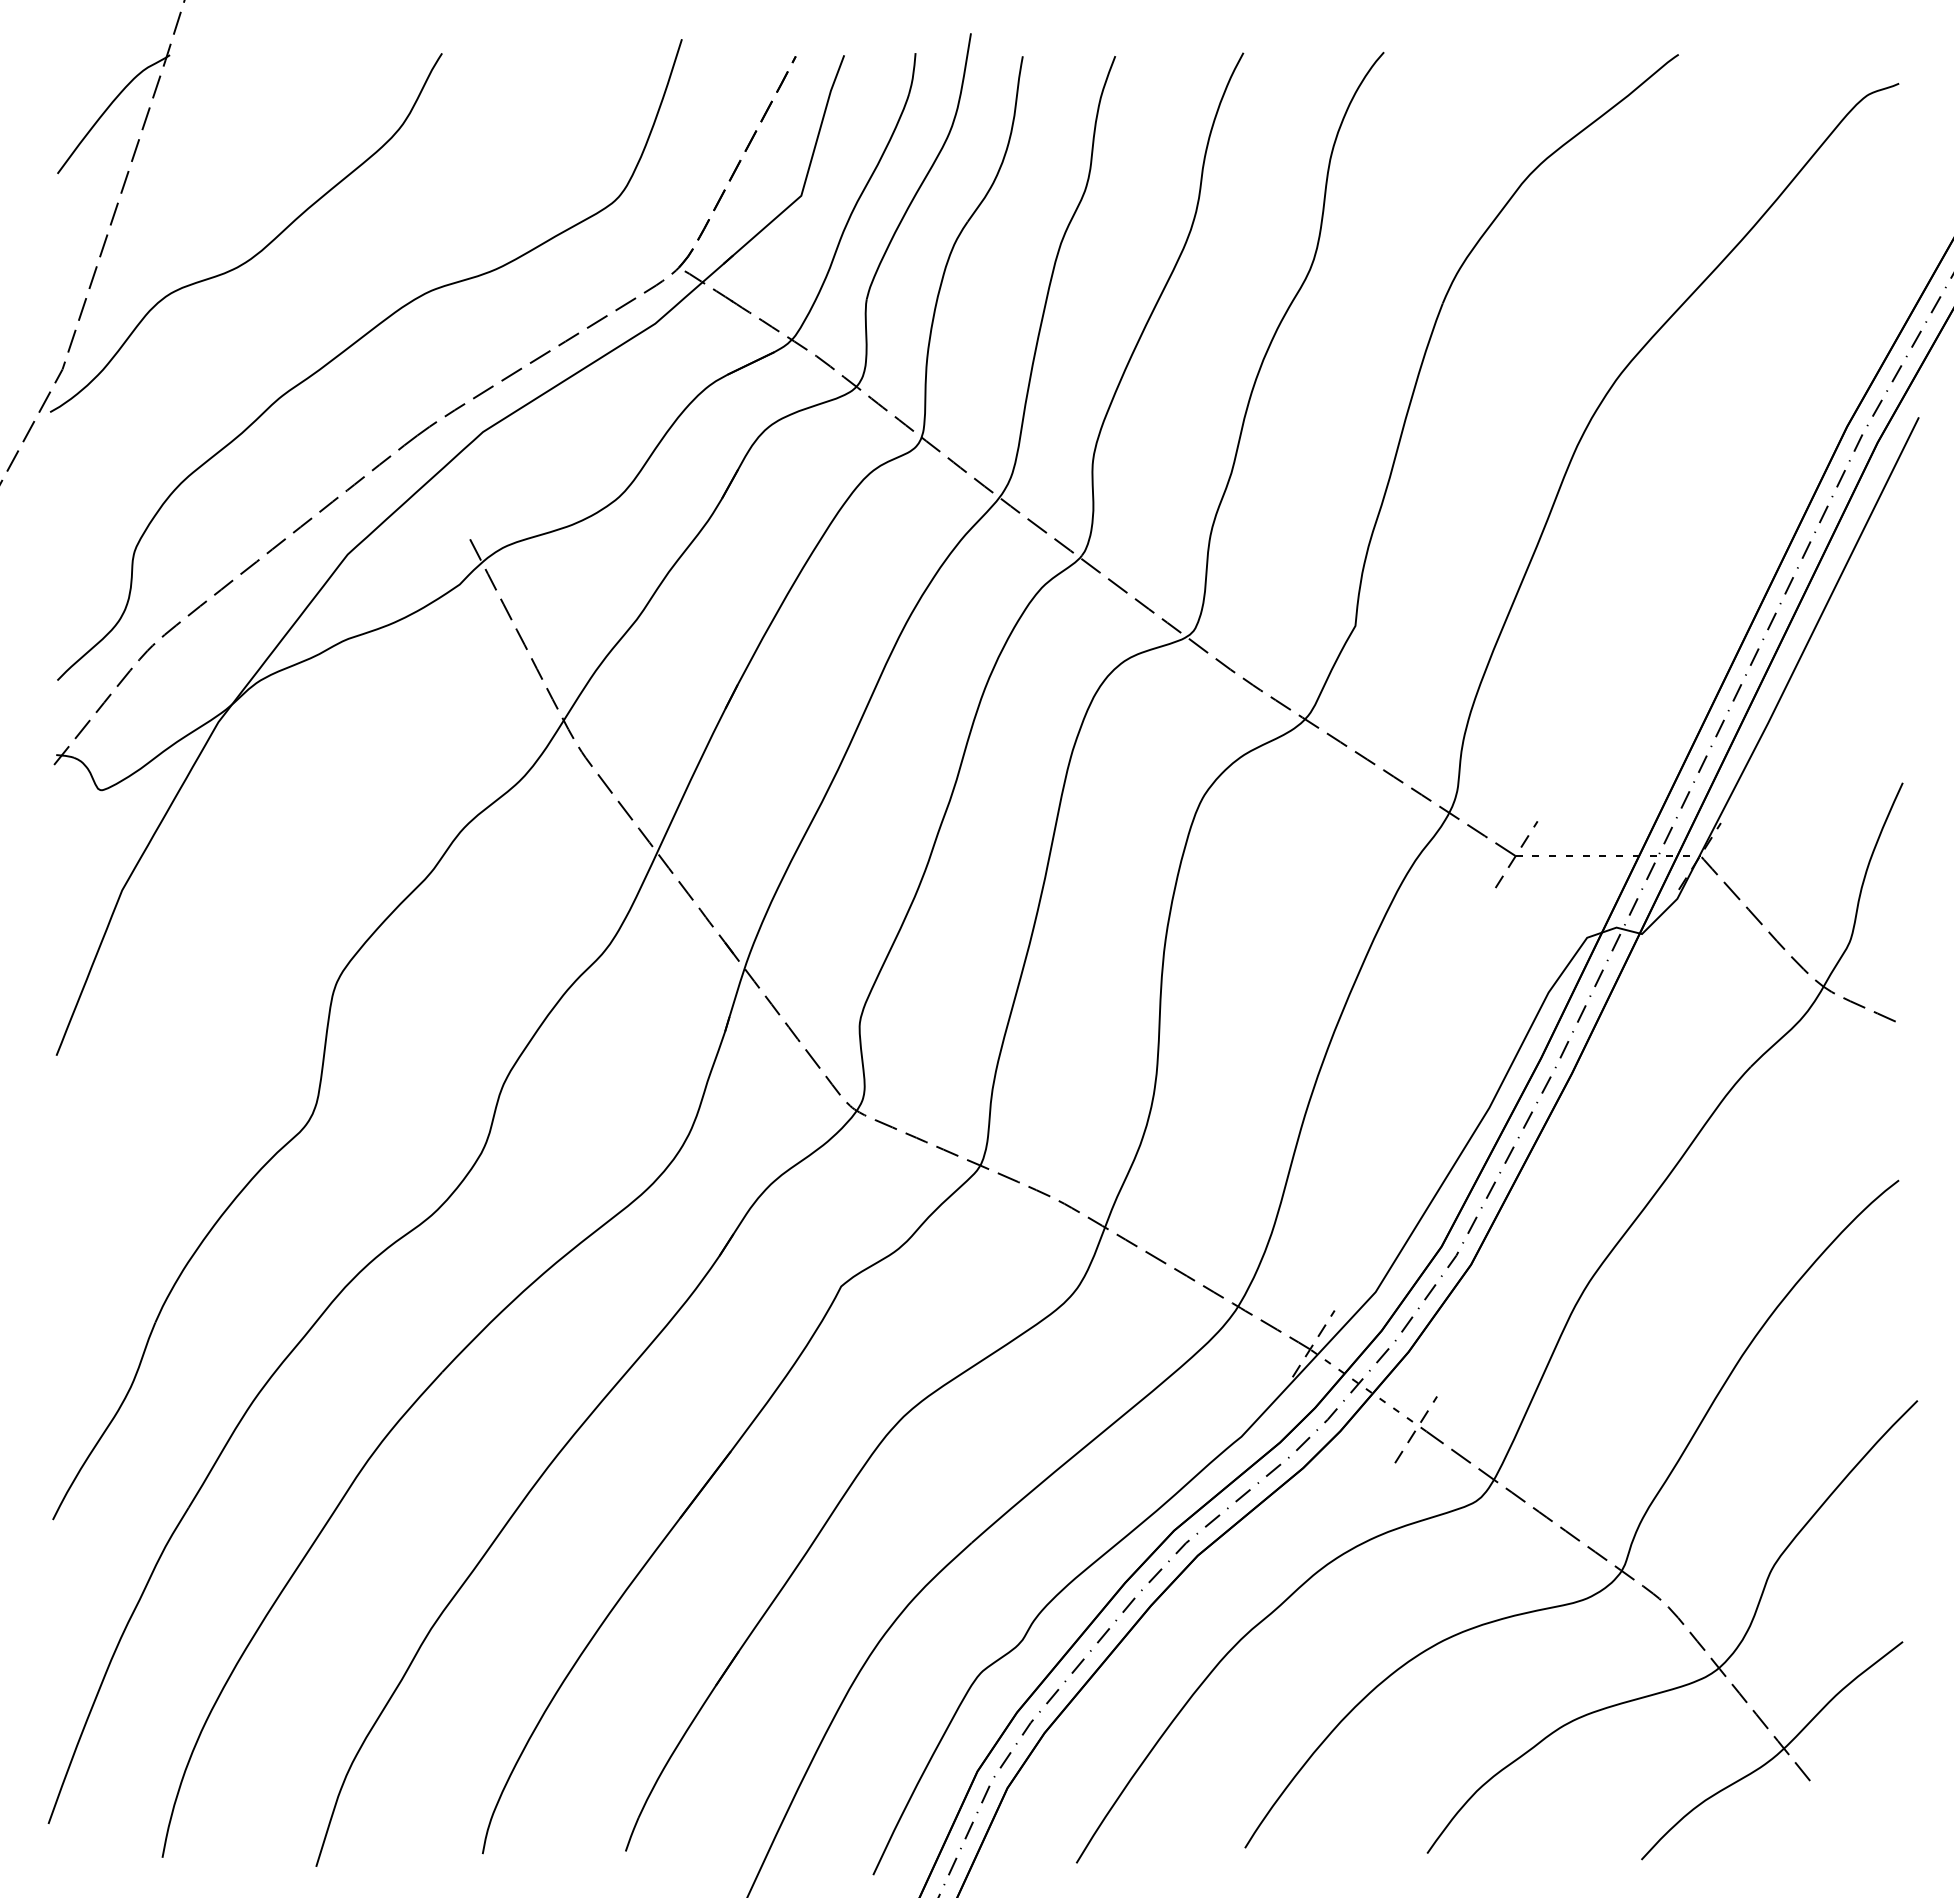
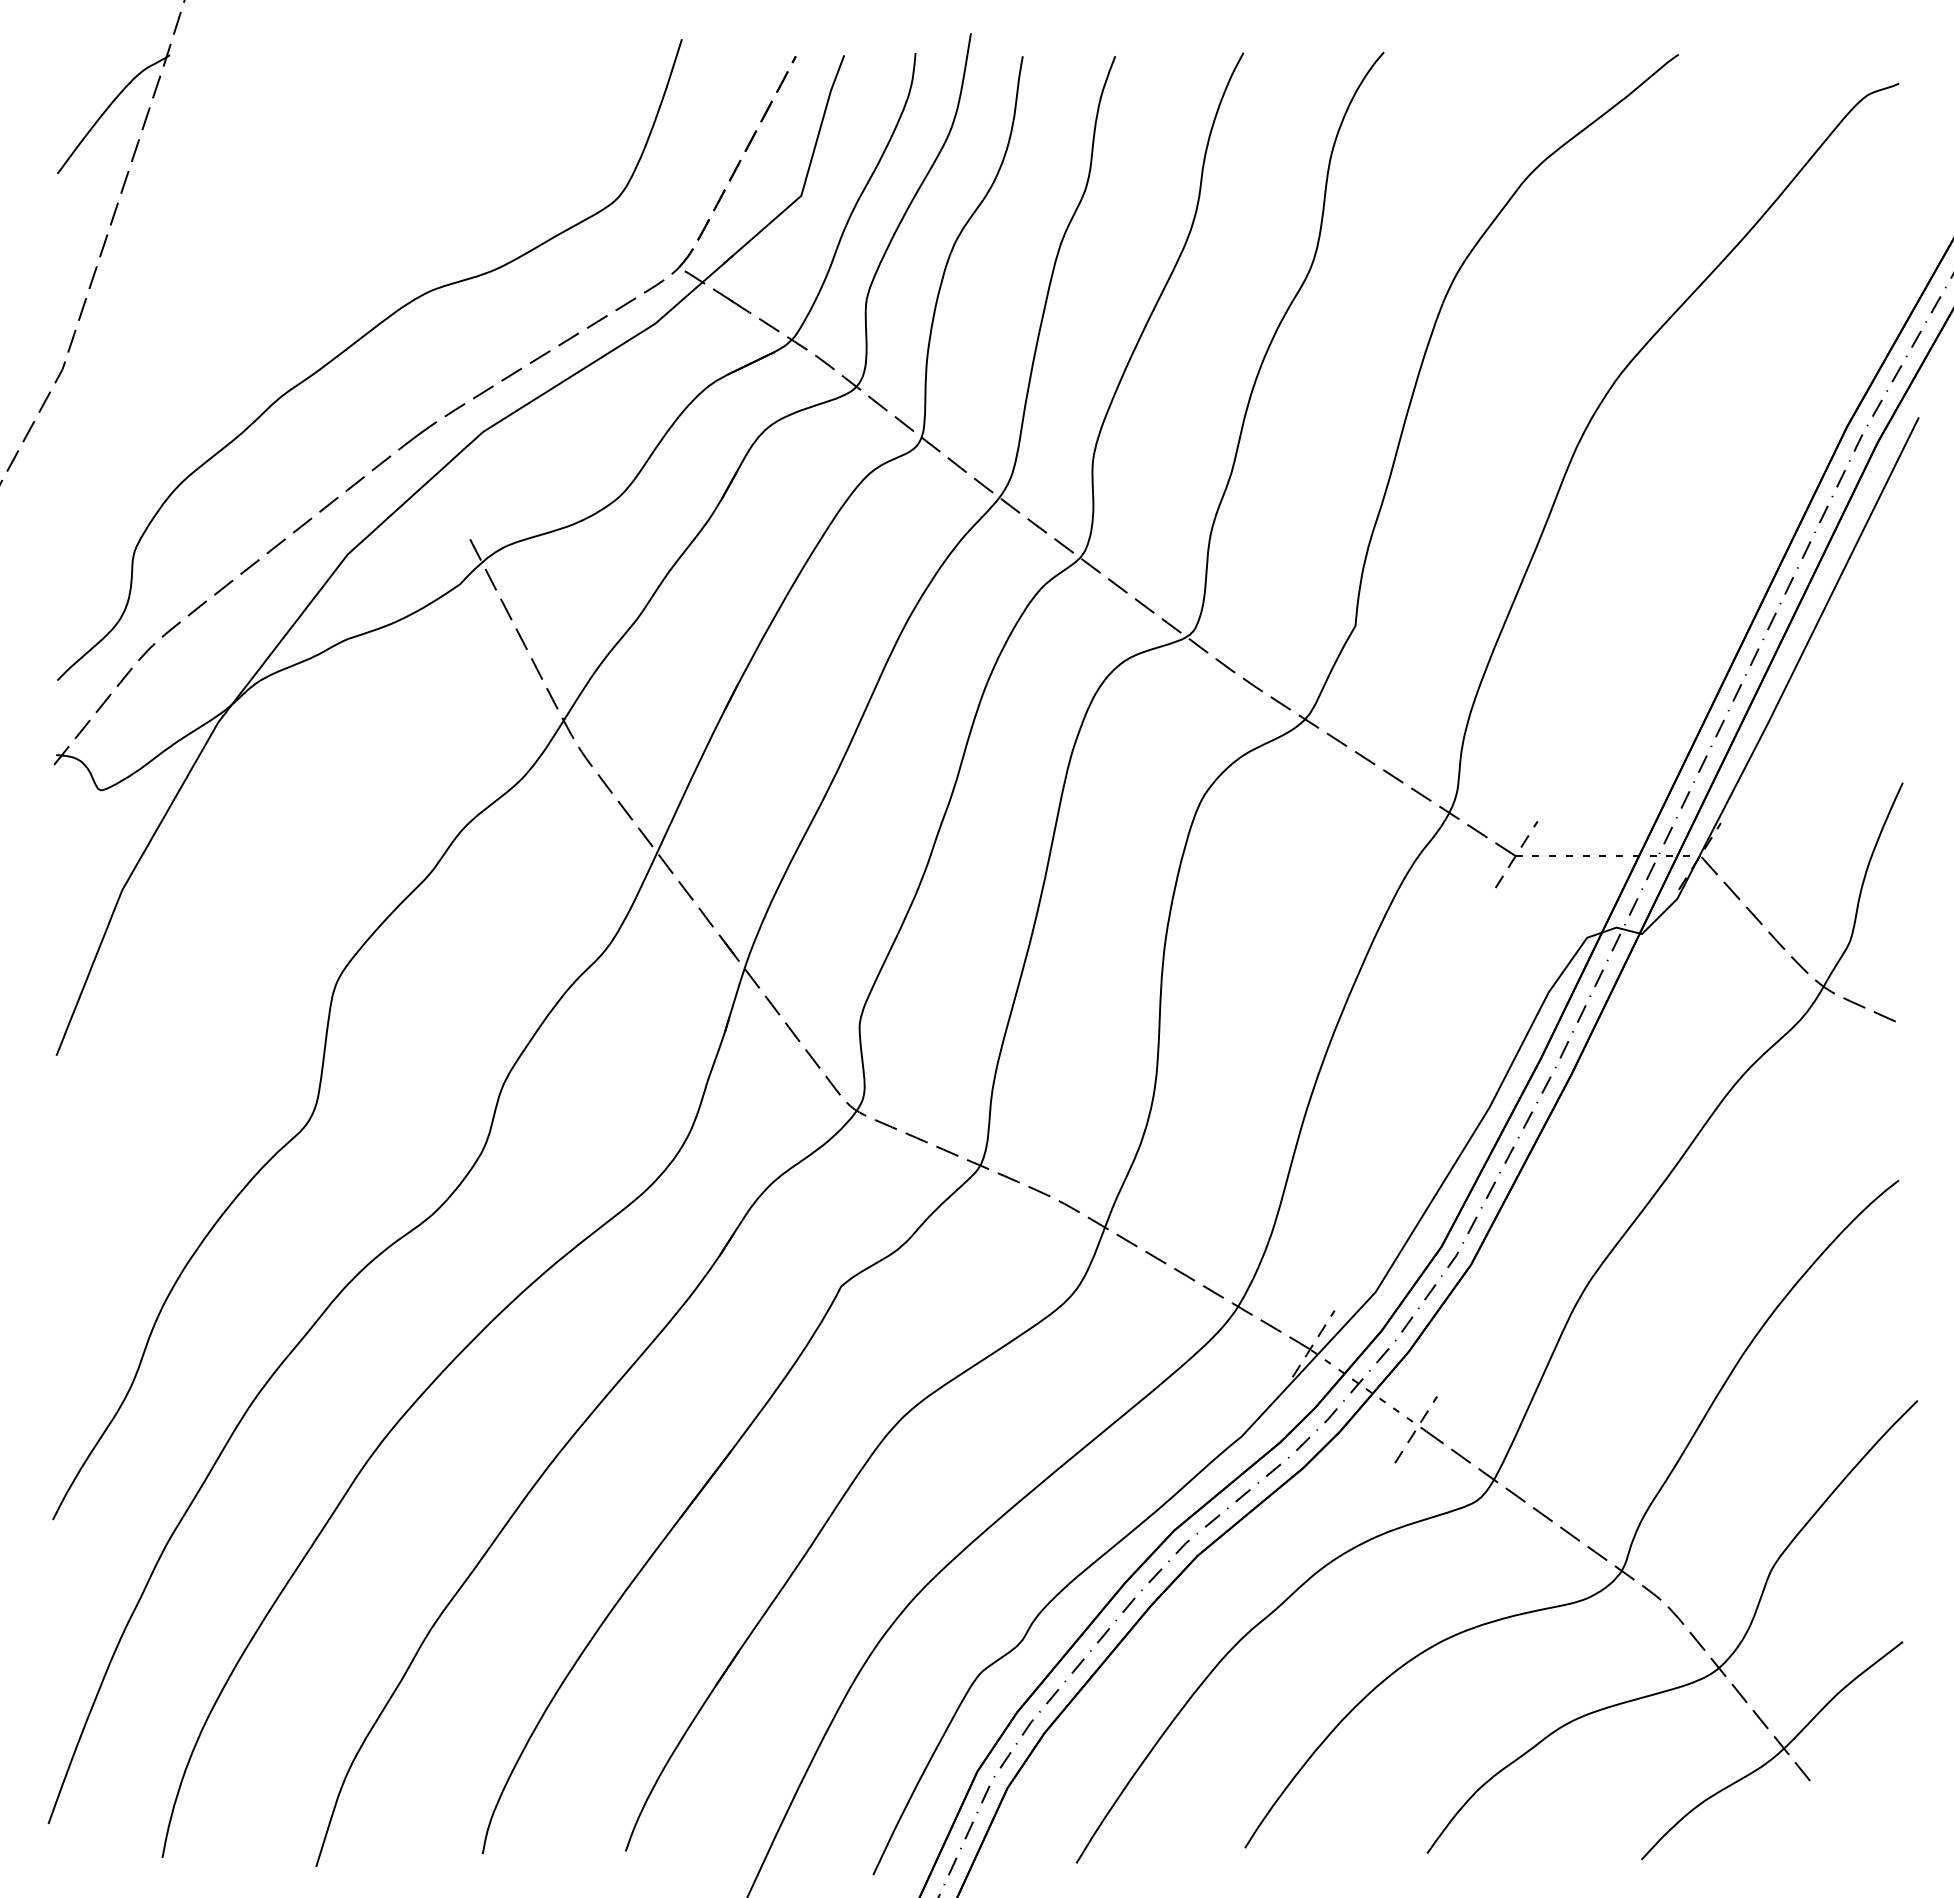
curve: present -> none (262, 248)
